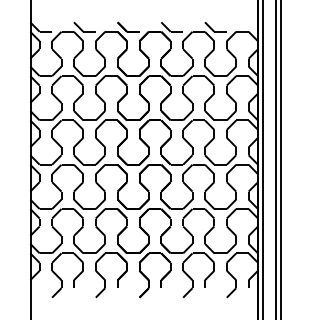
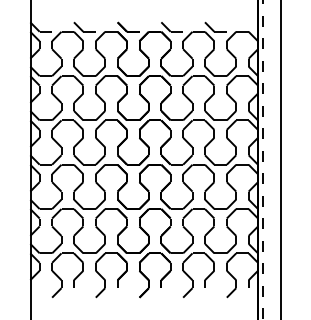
line: solid -> dashed (263, 159)
line: present -> none (276, 159)
